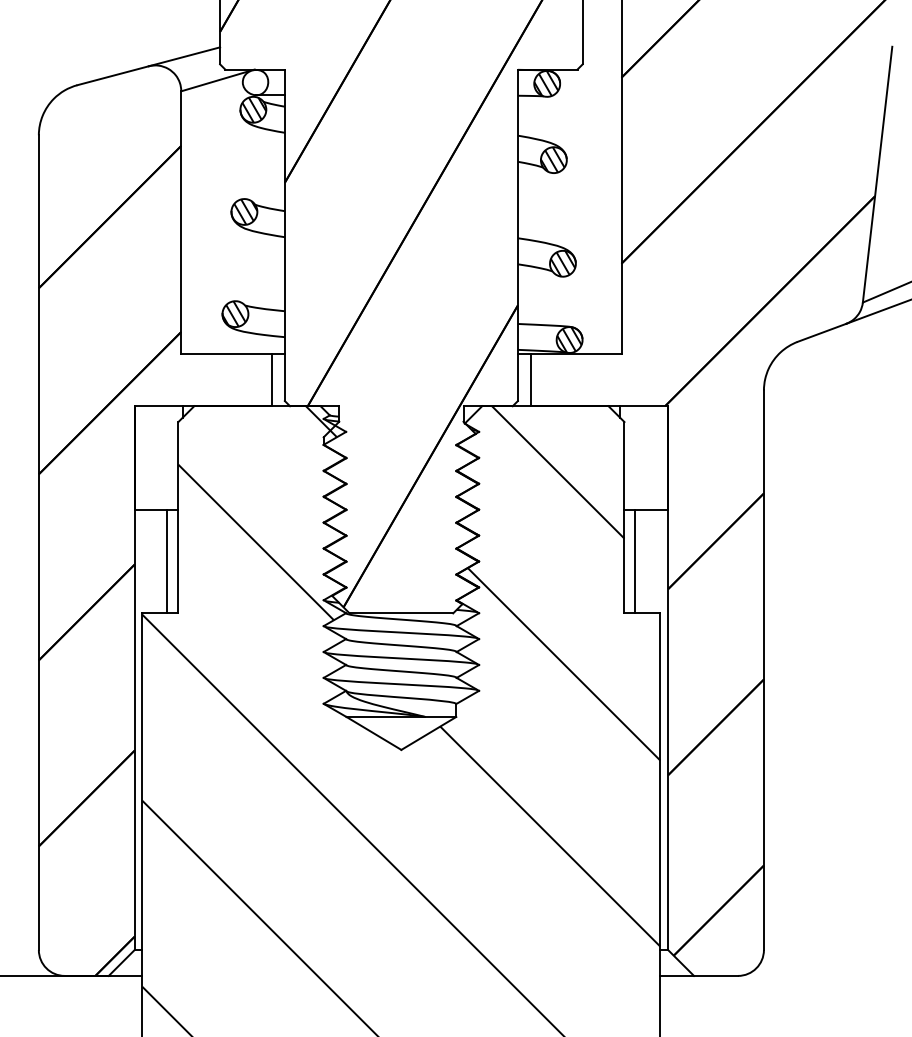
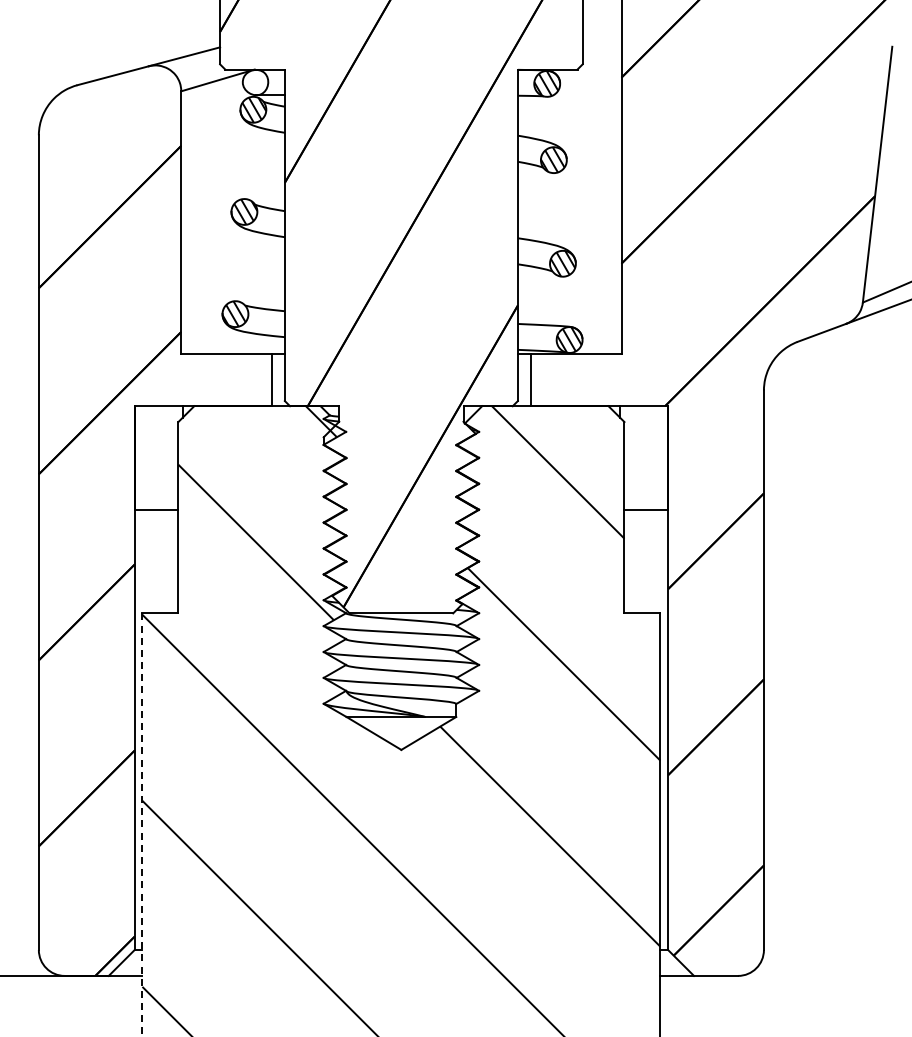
line: present -> none (167, 561)
line: present -> none (635, 561)
line: solid -> dashed (142, 825)
